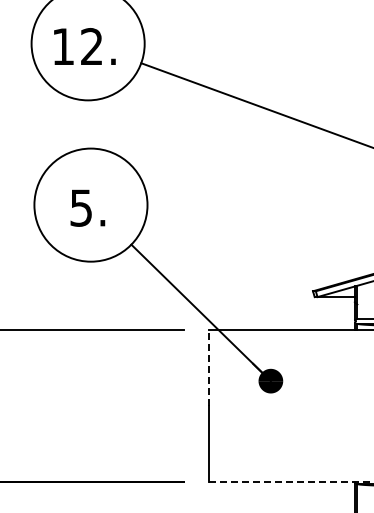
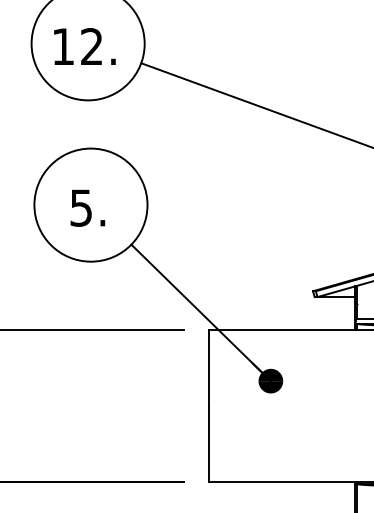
line: dashed -> solid (208, 368)
line: dashed -> solid (291, 481)
